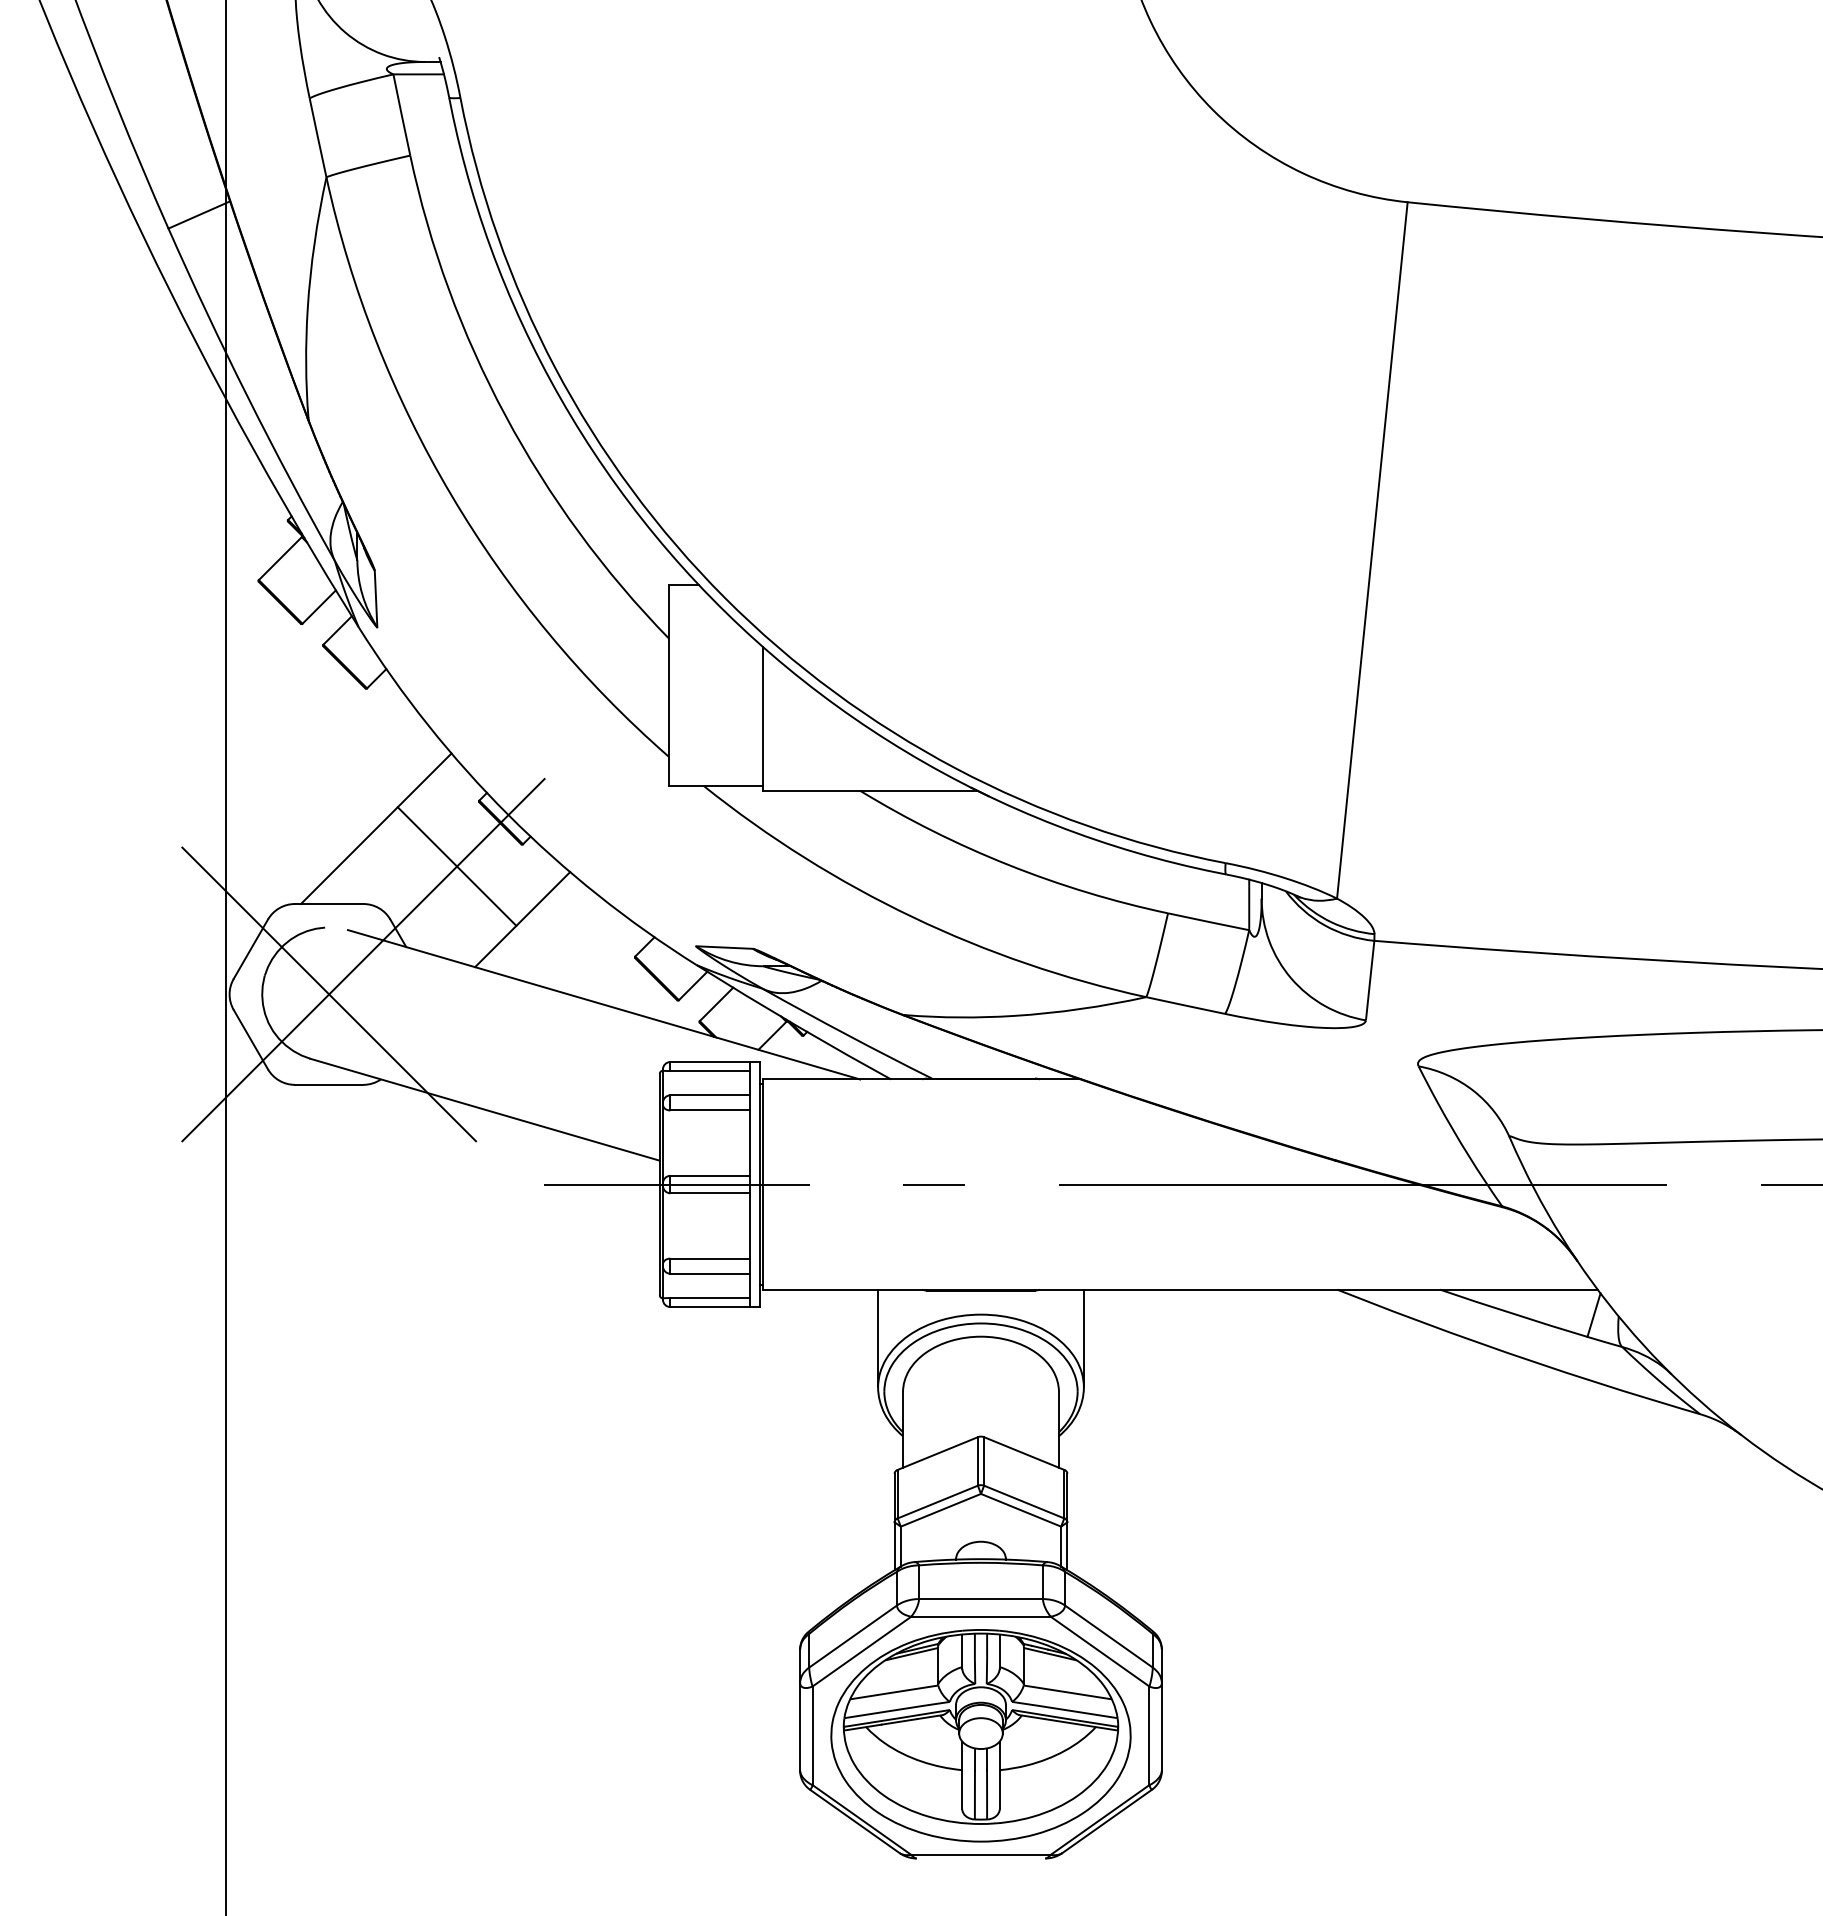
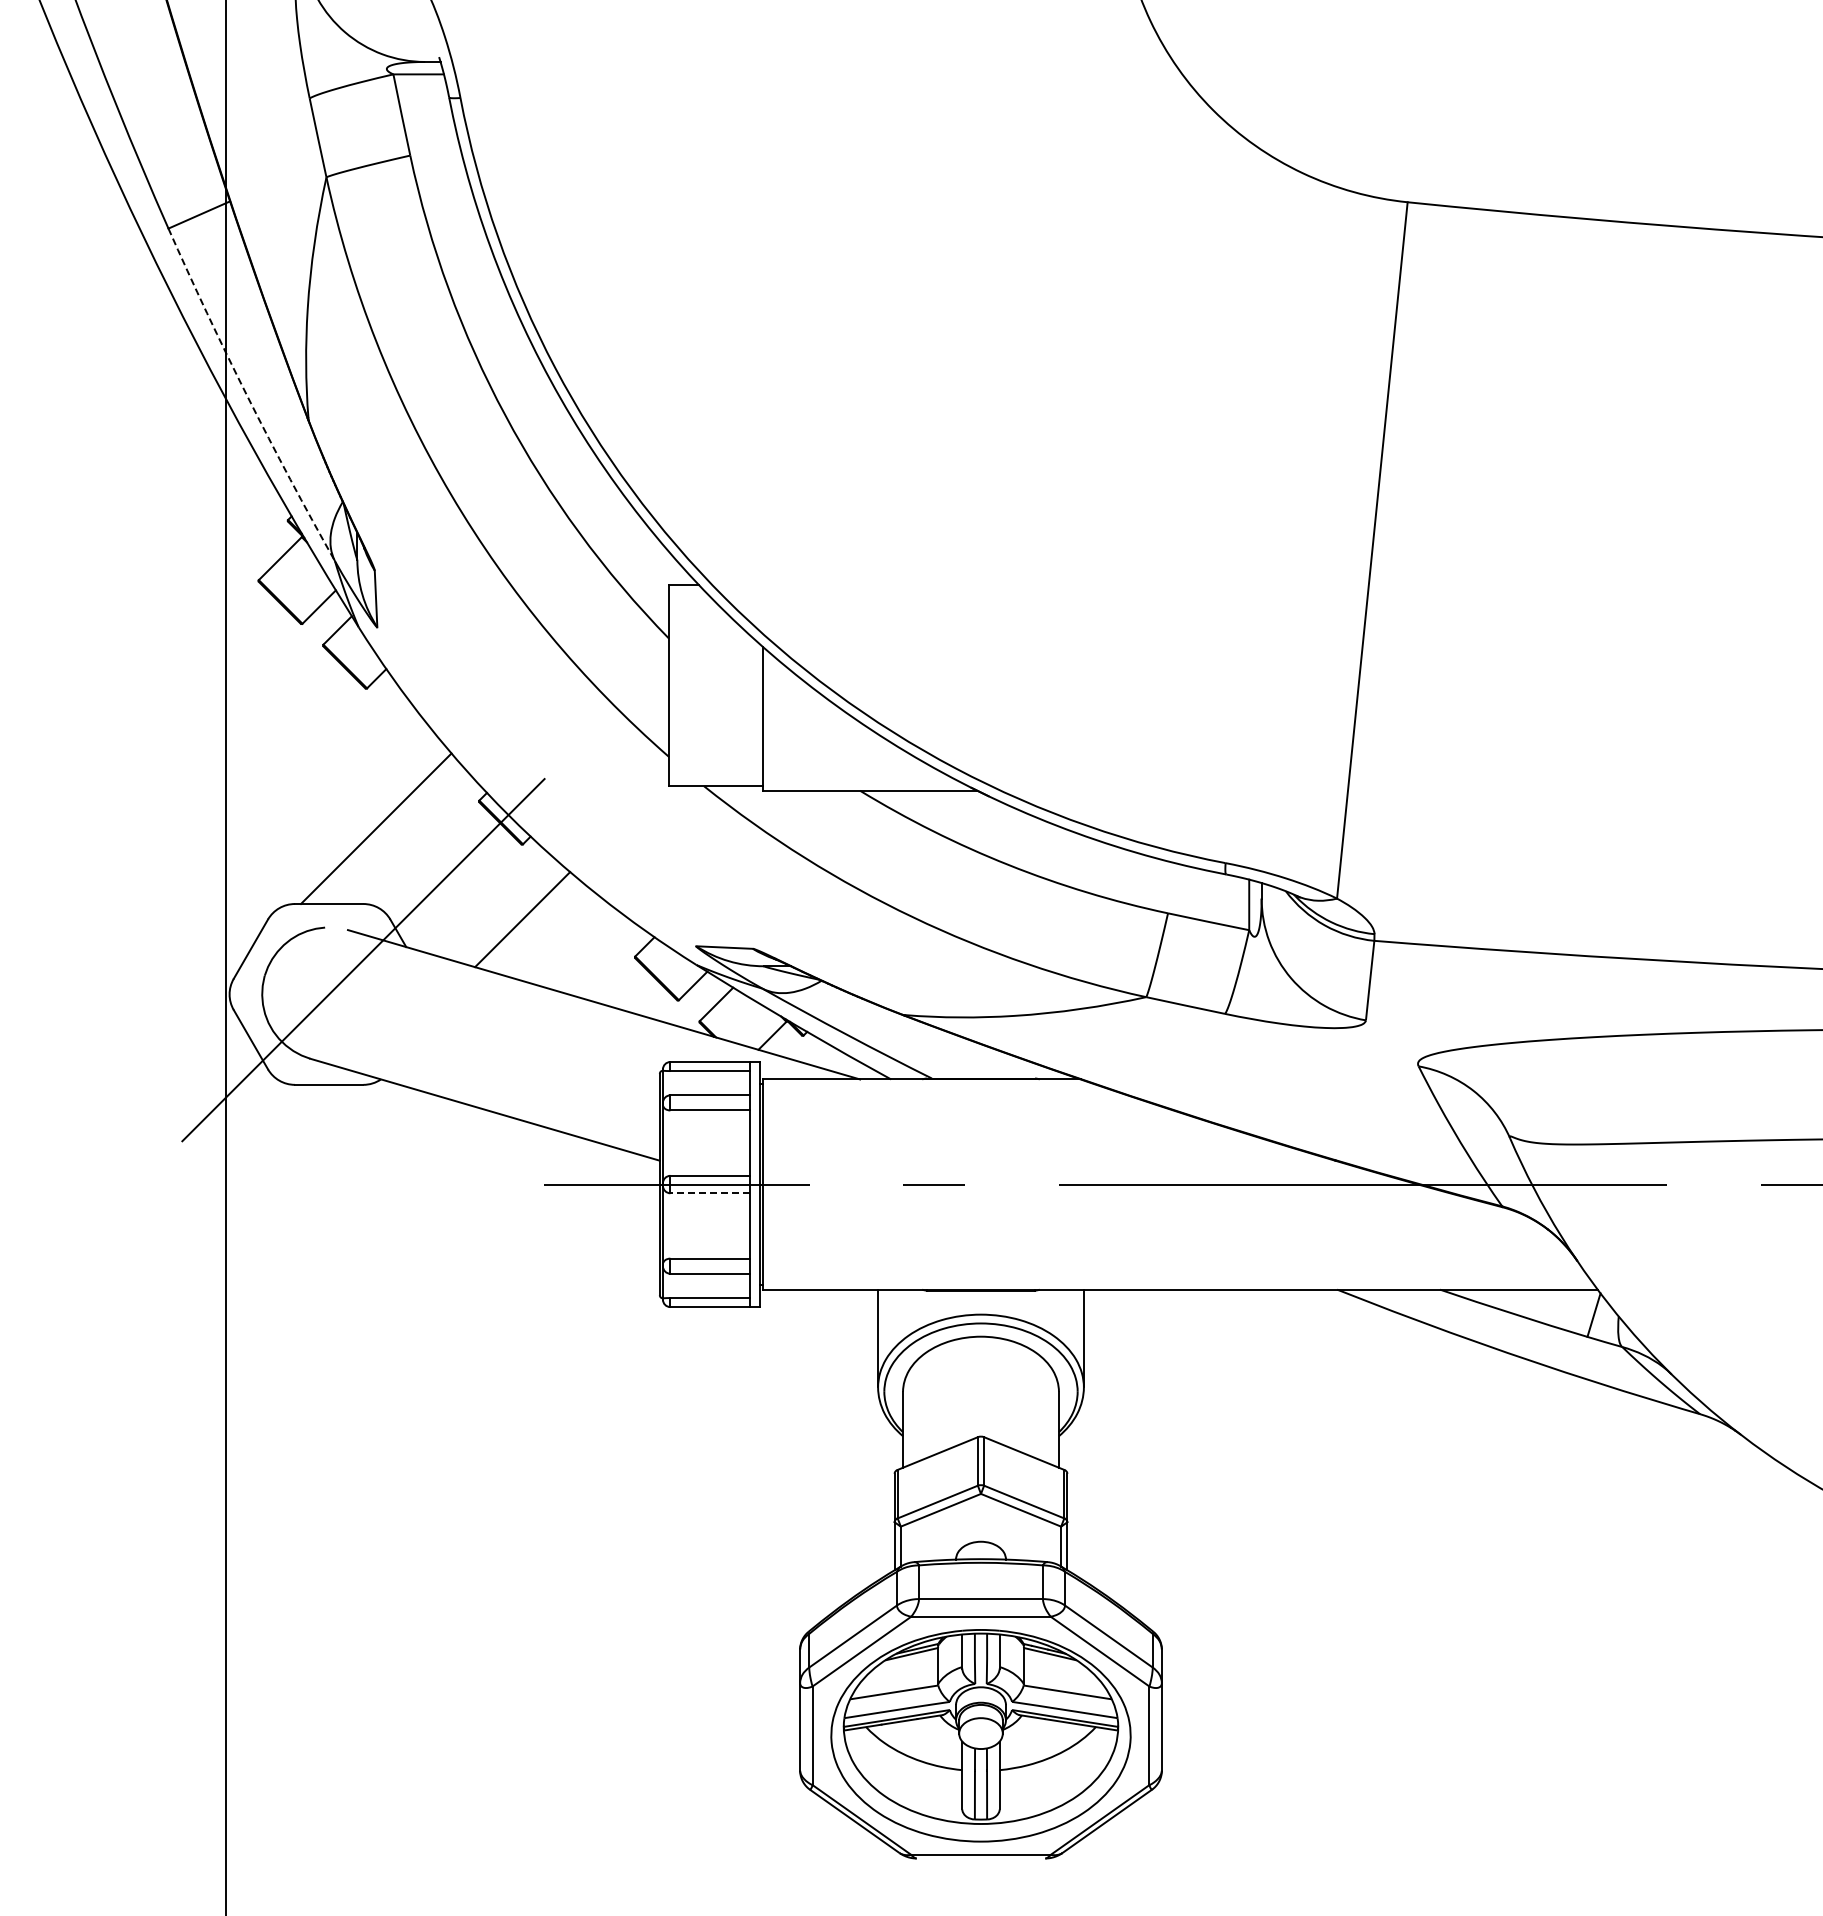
arc: solid -> dashed (247, 396)
line: present -> none (456, 866)
line: present -> none (328, 993)
line: solid -> dashed (710, 1193)
